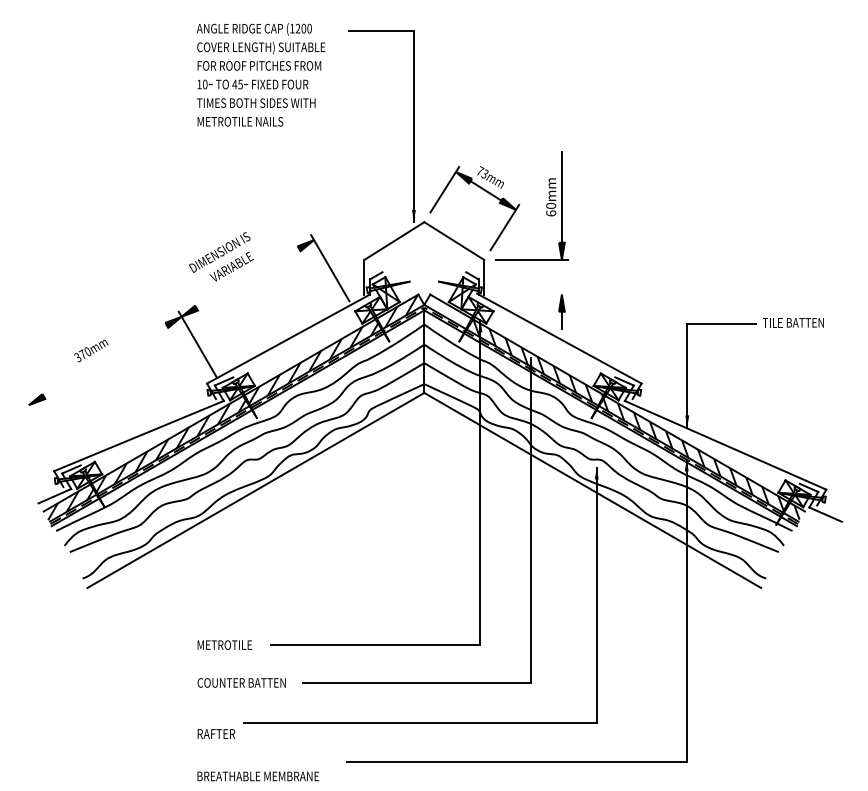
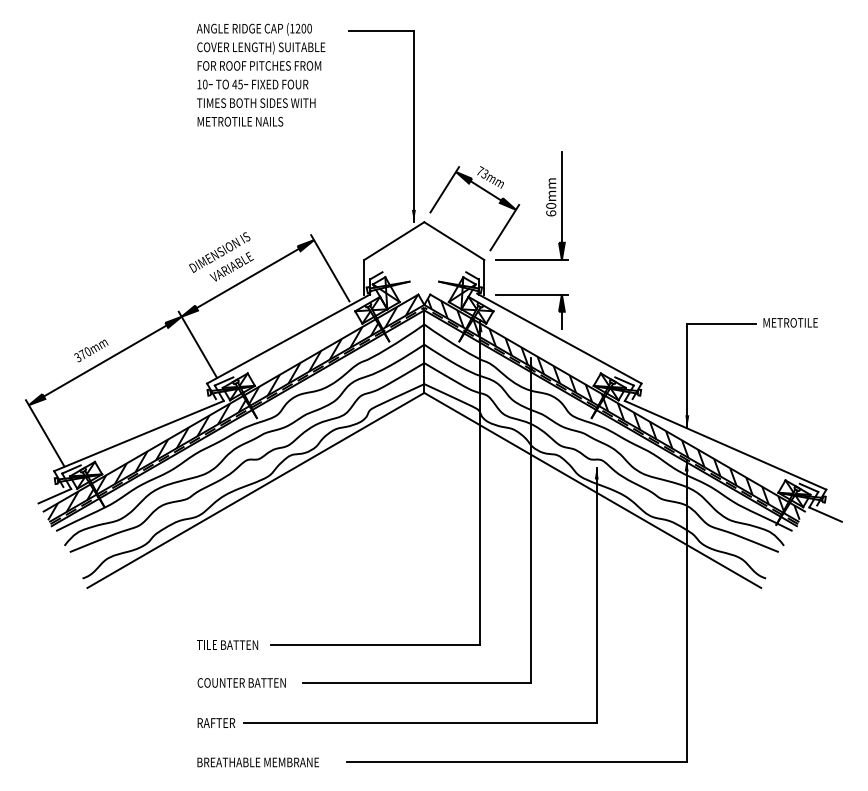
line: none -> present (247, 278)
line: none -> present (531, 294)
hatch: none -> present (445, 312)
text: TILE BATTEN -> METROTILE (793, 322)
line: none -> present (104, 360)
line: none -> present (45, 433)
text: METROTILE -> TILE BATTEN (227, 644)
text position: (216, 733) -> (216, 722) (216, 722)
text position: (257, 776) -> (257, 762) (257, 762)
